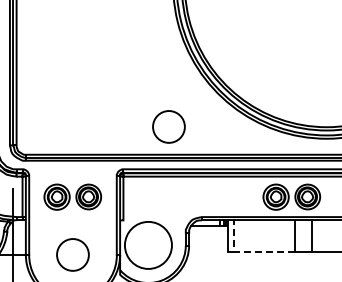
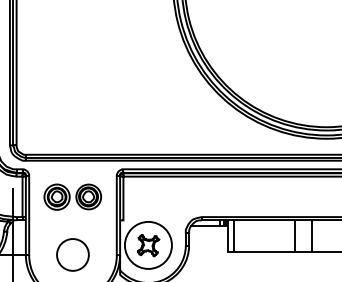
circle: present -> none (168, 126)
part: present -> none (291, 196)
part: none -> present (148, 245)
line: dashed -> solid (247, 251)
